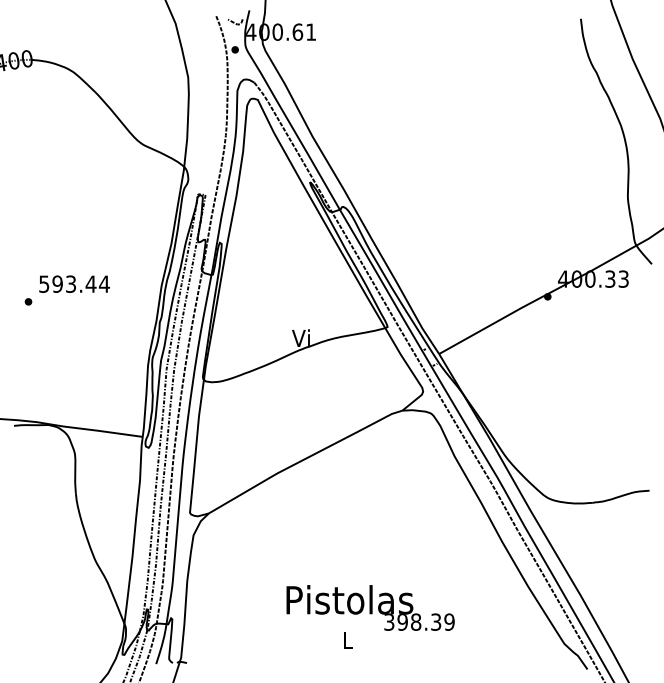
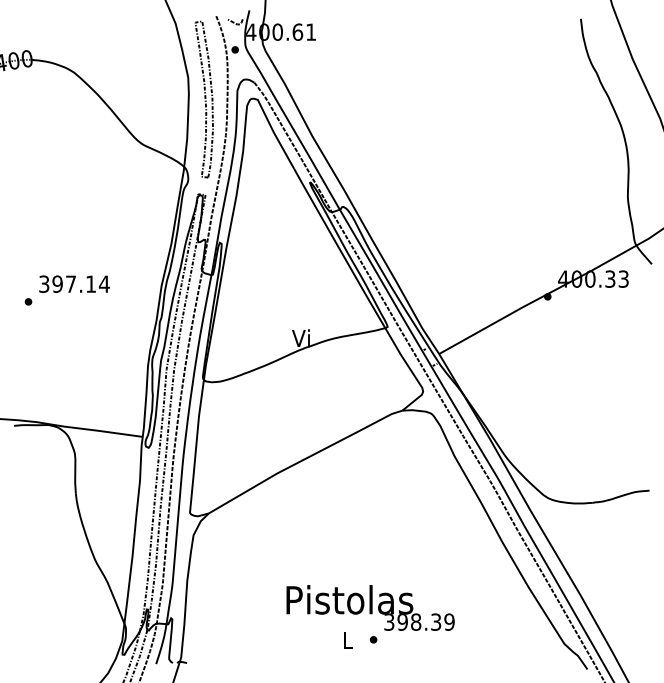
part: none -> present (203, 99)
text: 593.44 -> 397.14 (67, 283)
part: none -> present (373, 639)
